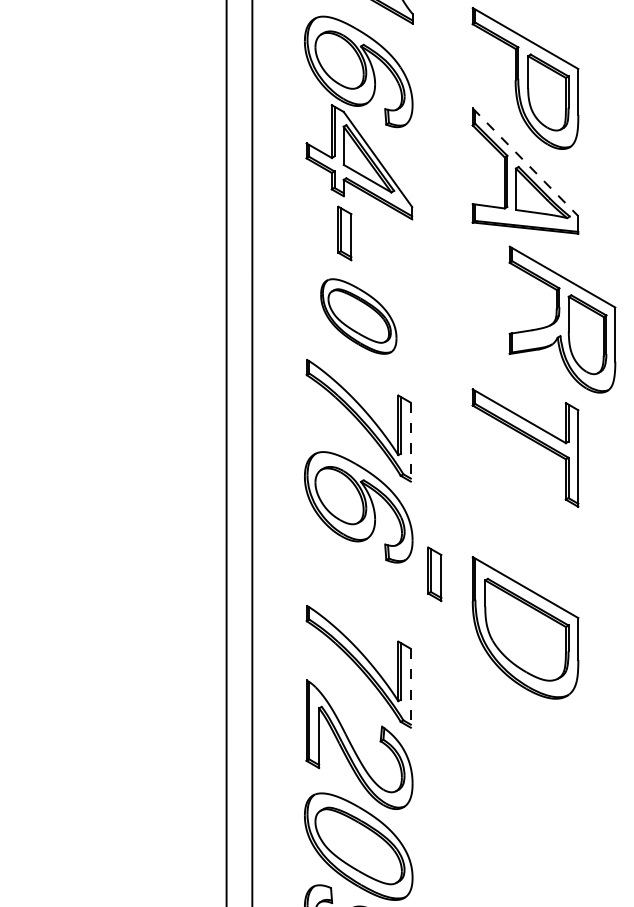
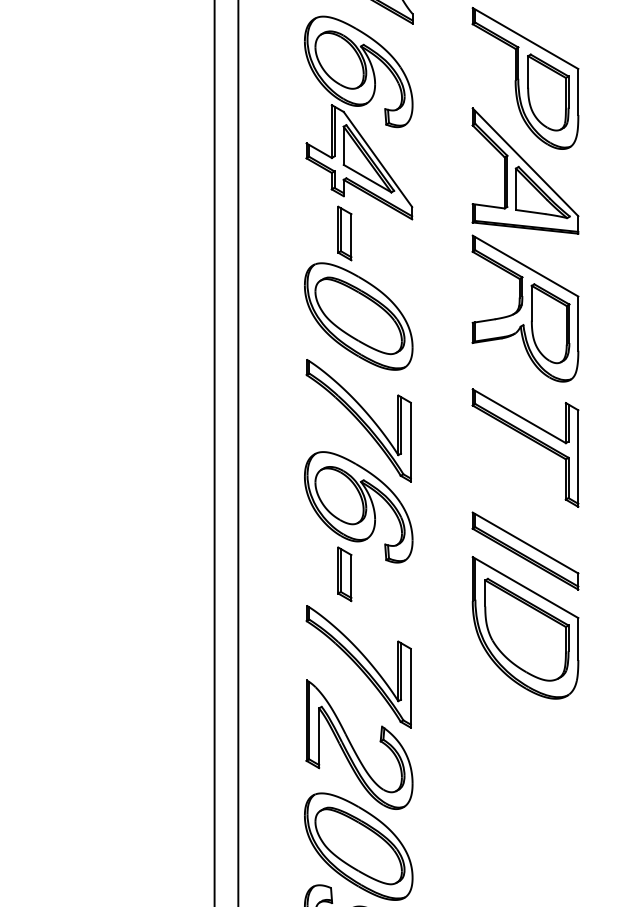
line: dashed -> solid (525, 162)
part size: 78x77 px -> 110x109 px (358, 316)
part position: (562, 319) -> (525, 308) (525, 308)
line: dashed -> solid (410, 442)
line position: (226, 452) -> (214, 452) (214, 452)
line position: (252, 452) -> (238, 452) (238, 452)
part: none -> present (525, 550)
part position: (434, 574) -> (344, 574) (344, 574)
line: dashed -> solid (410, 688)
